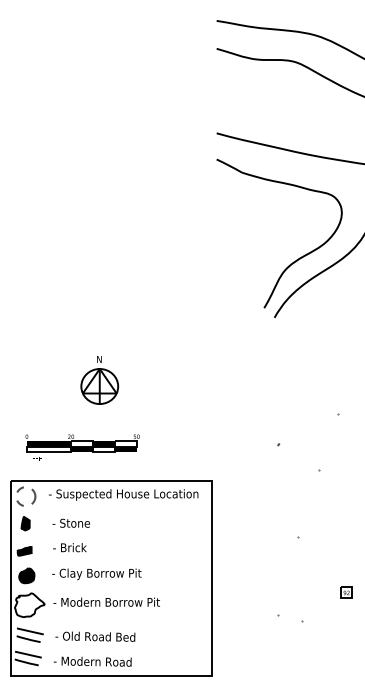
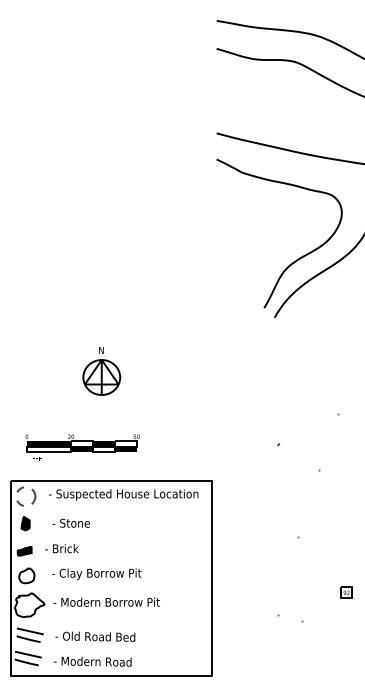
part position: (99, 380) -> (101, 371) (101, 371)
text position: (69, 547) -> (61, 548) (61, 548)
fill: present -> none (26, 575)
